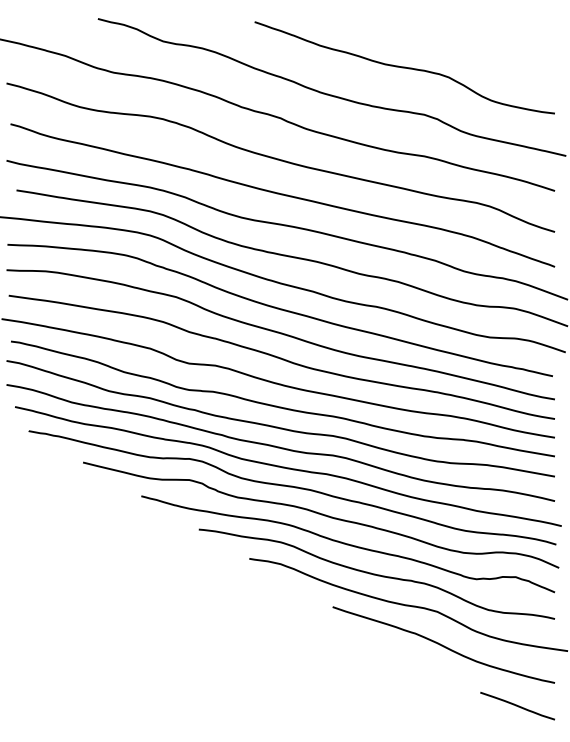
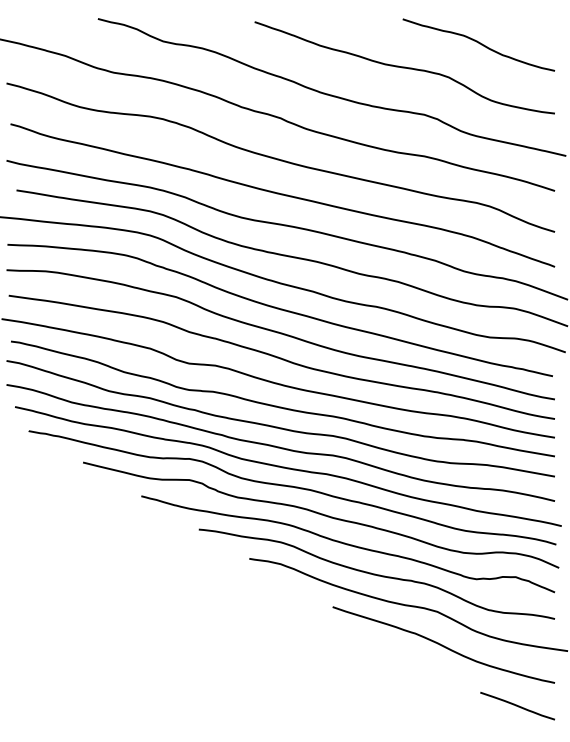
curve: none -> present (478, 43)
